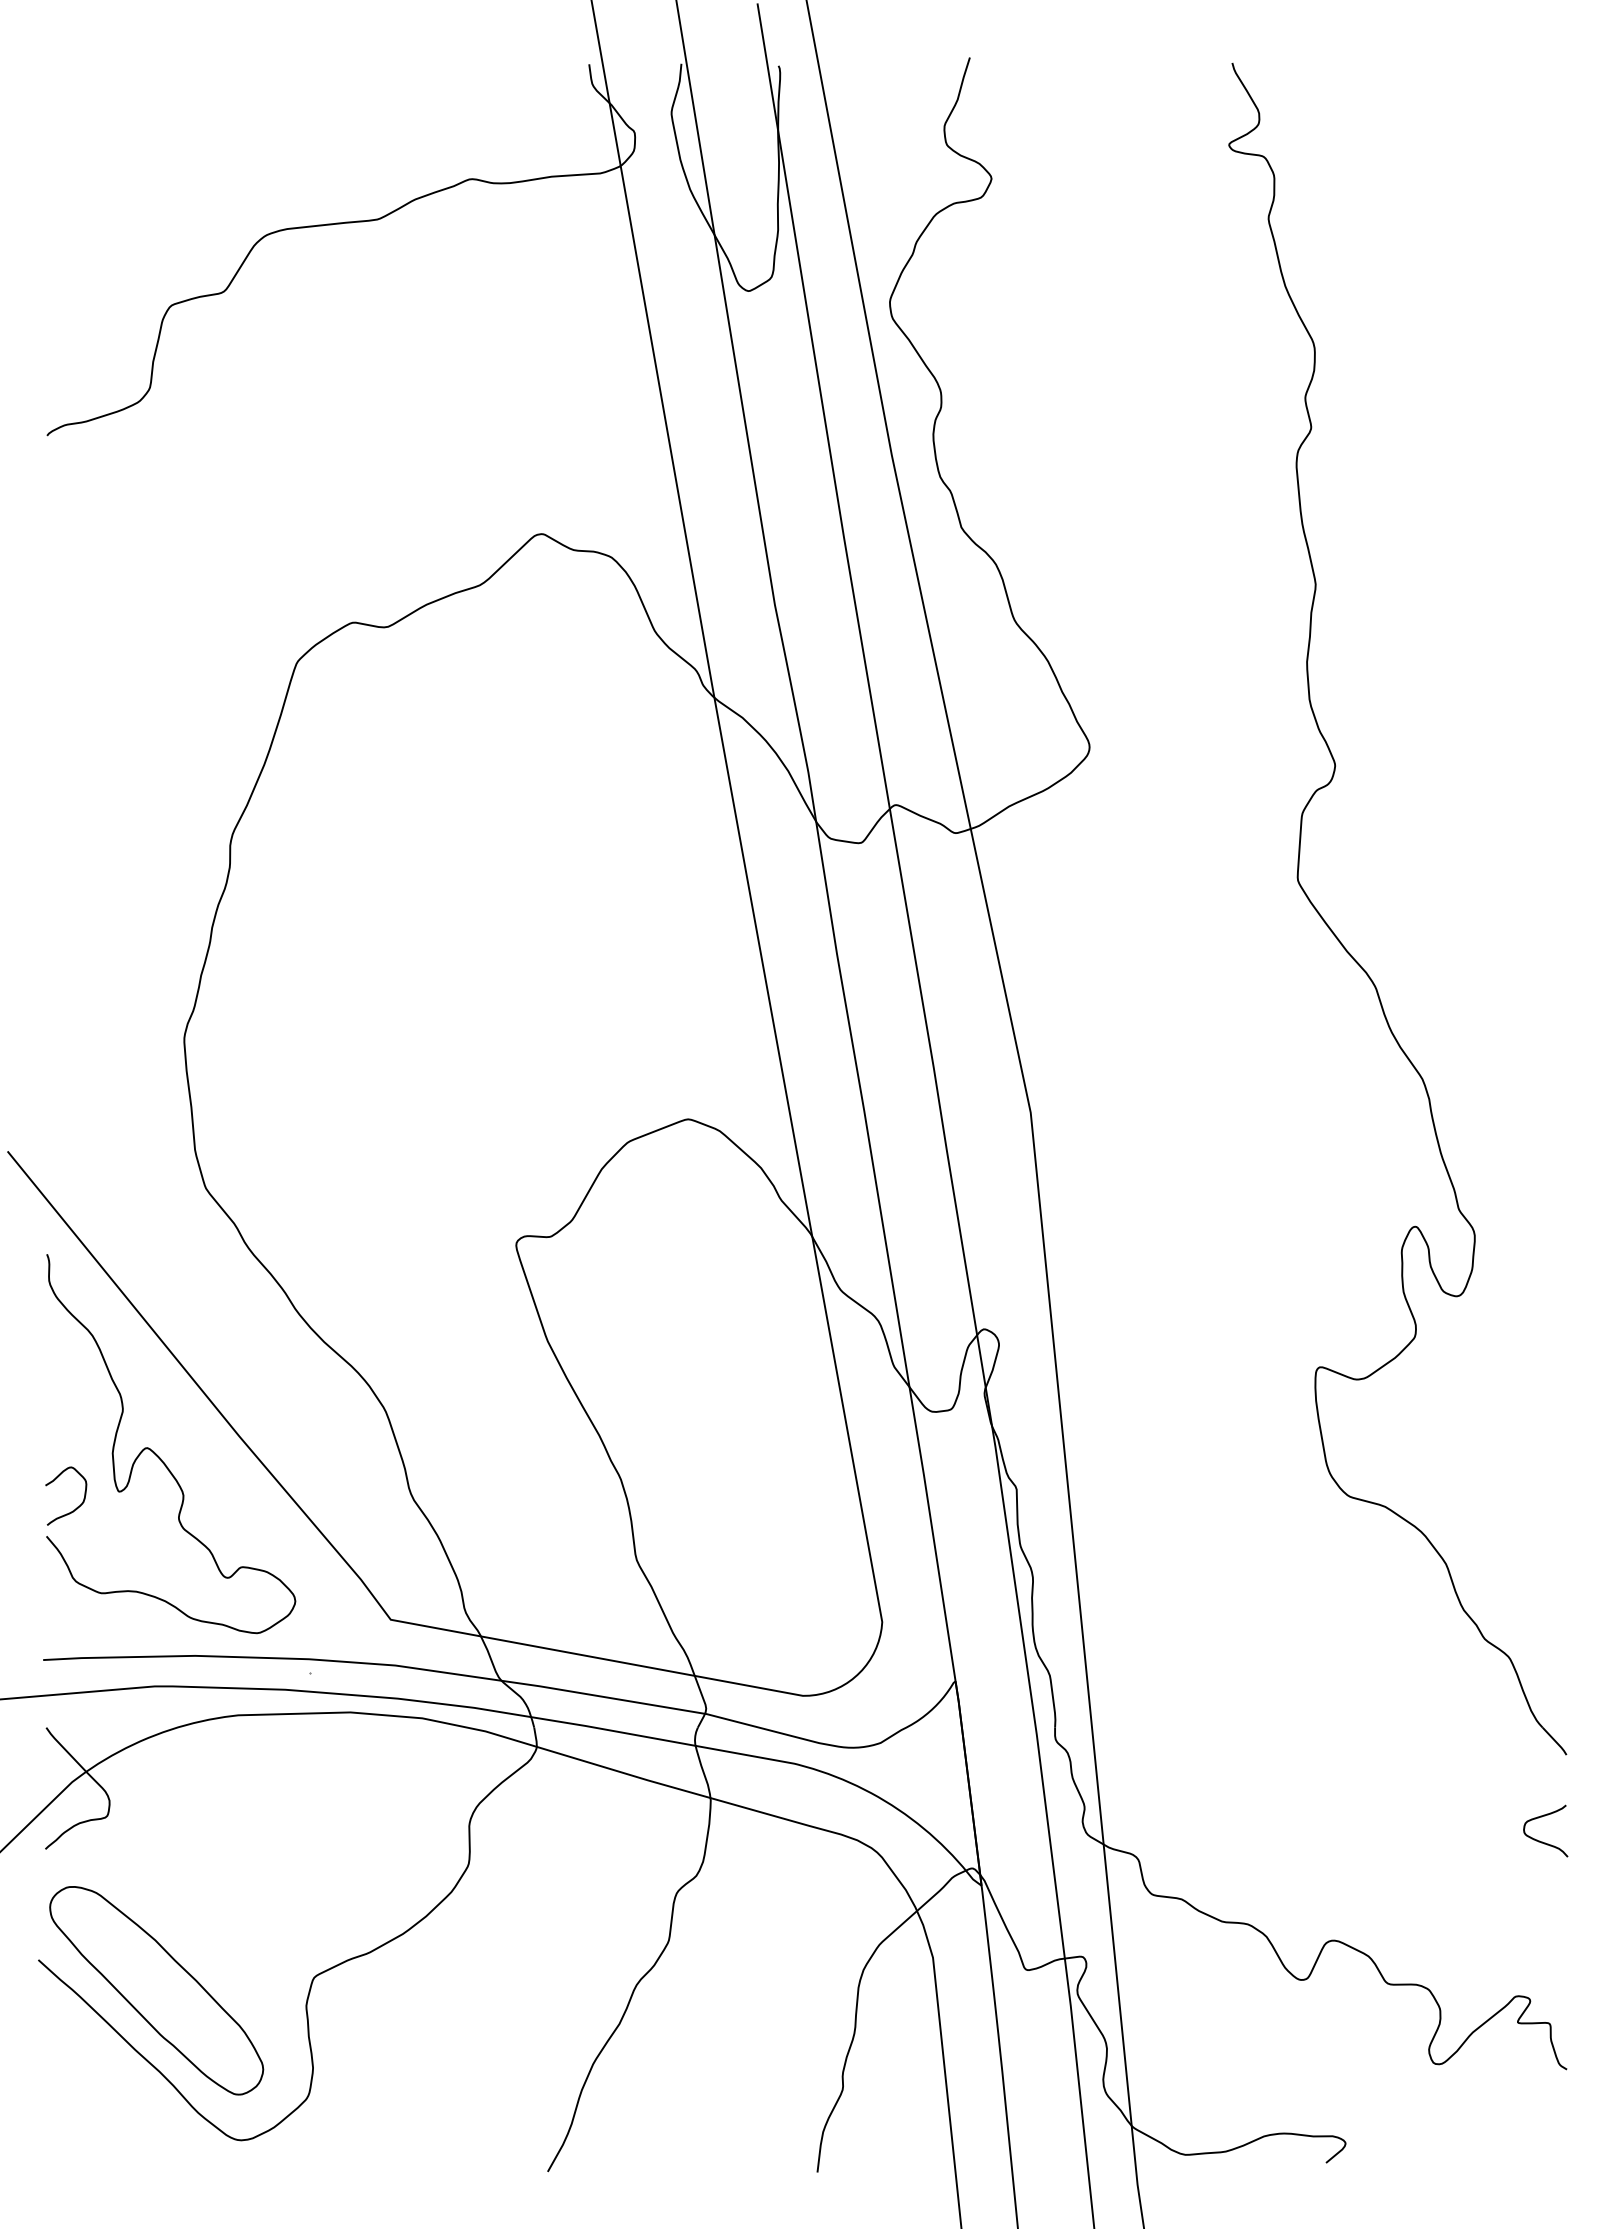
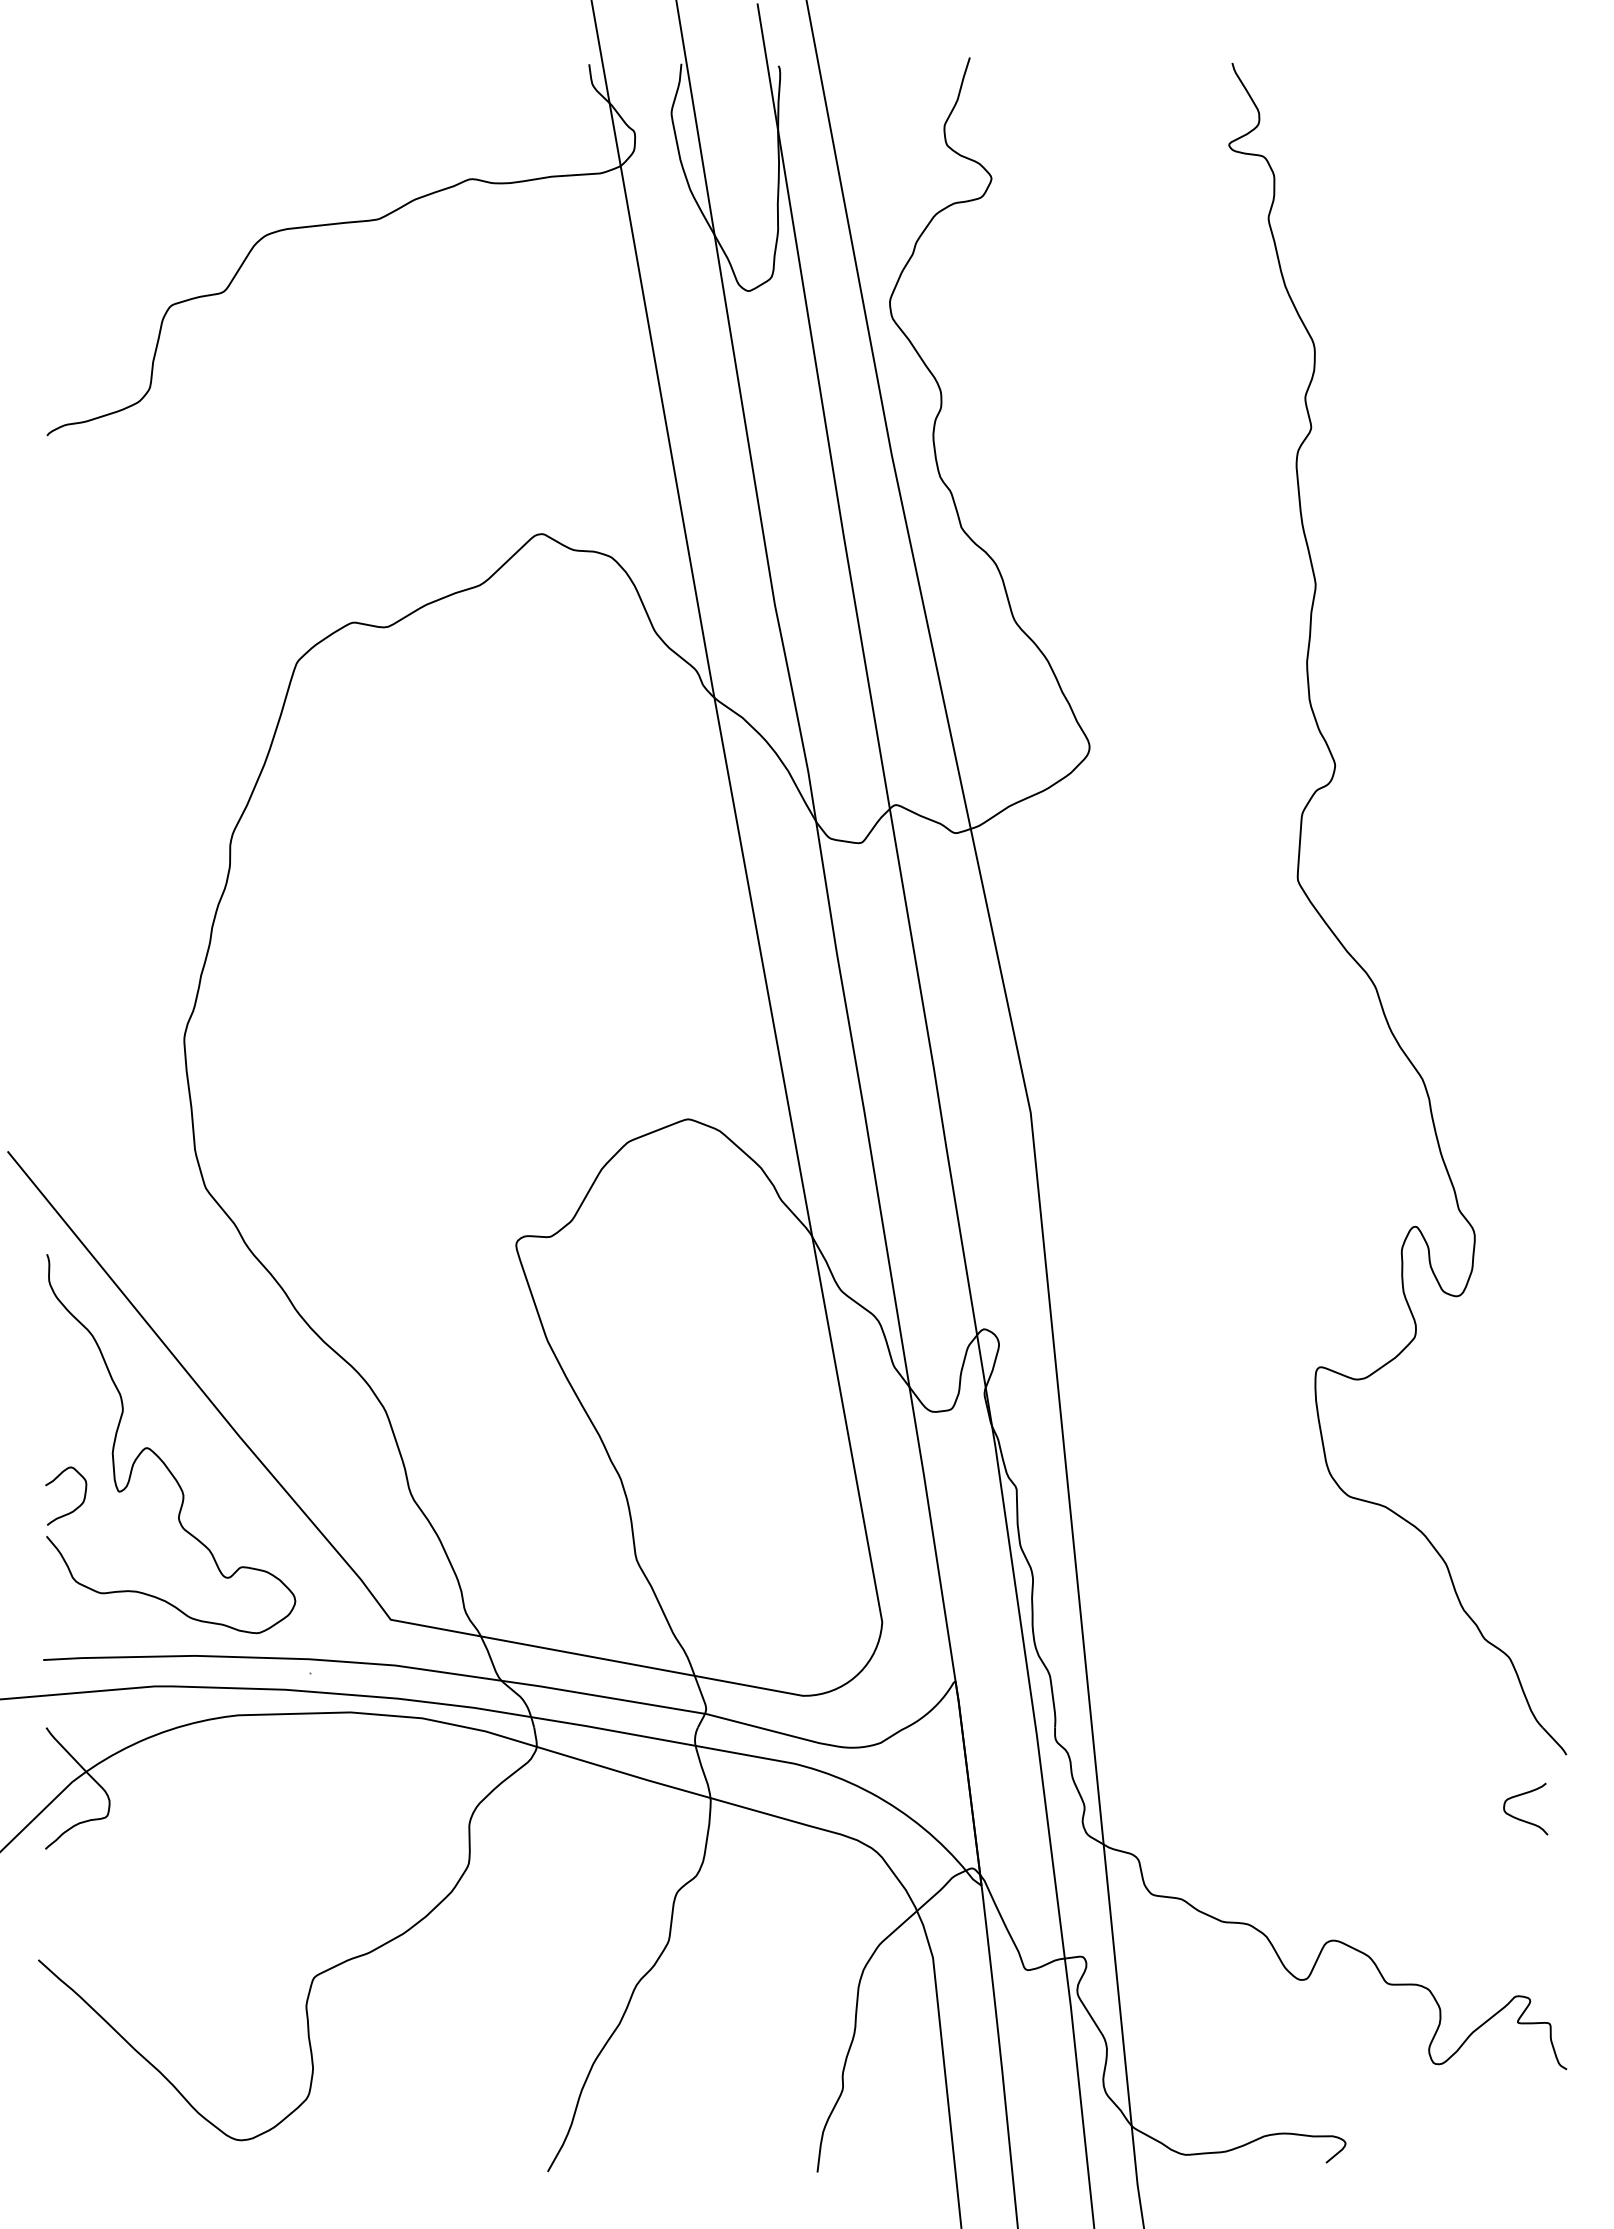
curve position: (1542, 1841) -> (1522, 1819) (1522, 1819)
part: present -> none (156, 1990)
